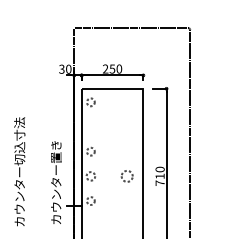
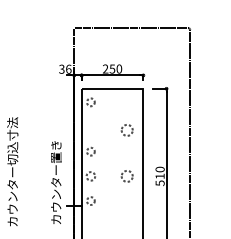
text: 30 -> 36 (68, 68)
part: none -> present (126, 130)
text position: (19, 171) -> (12, 171) (12, 171)
text: 710 -> 510 (159, 183)
